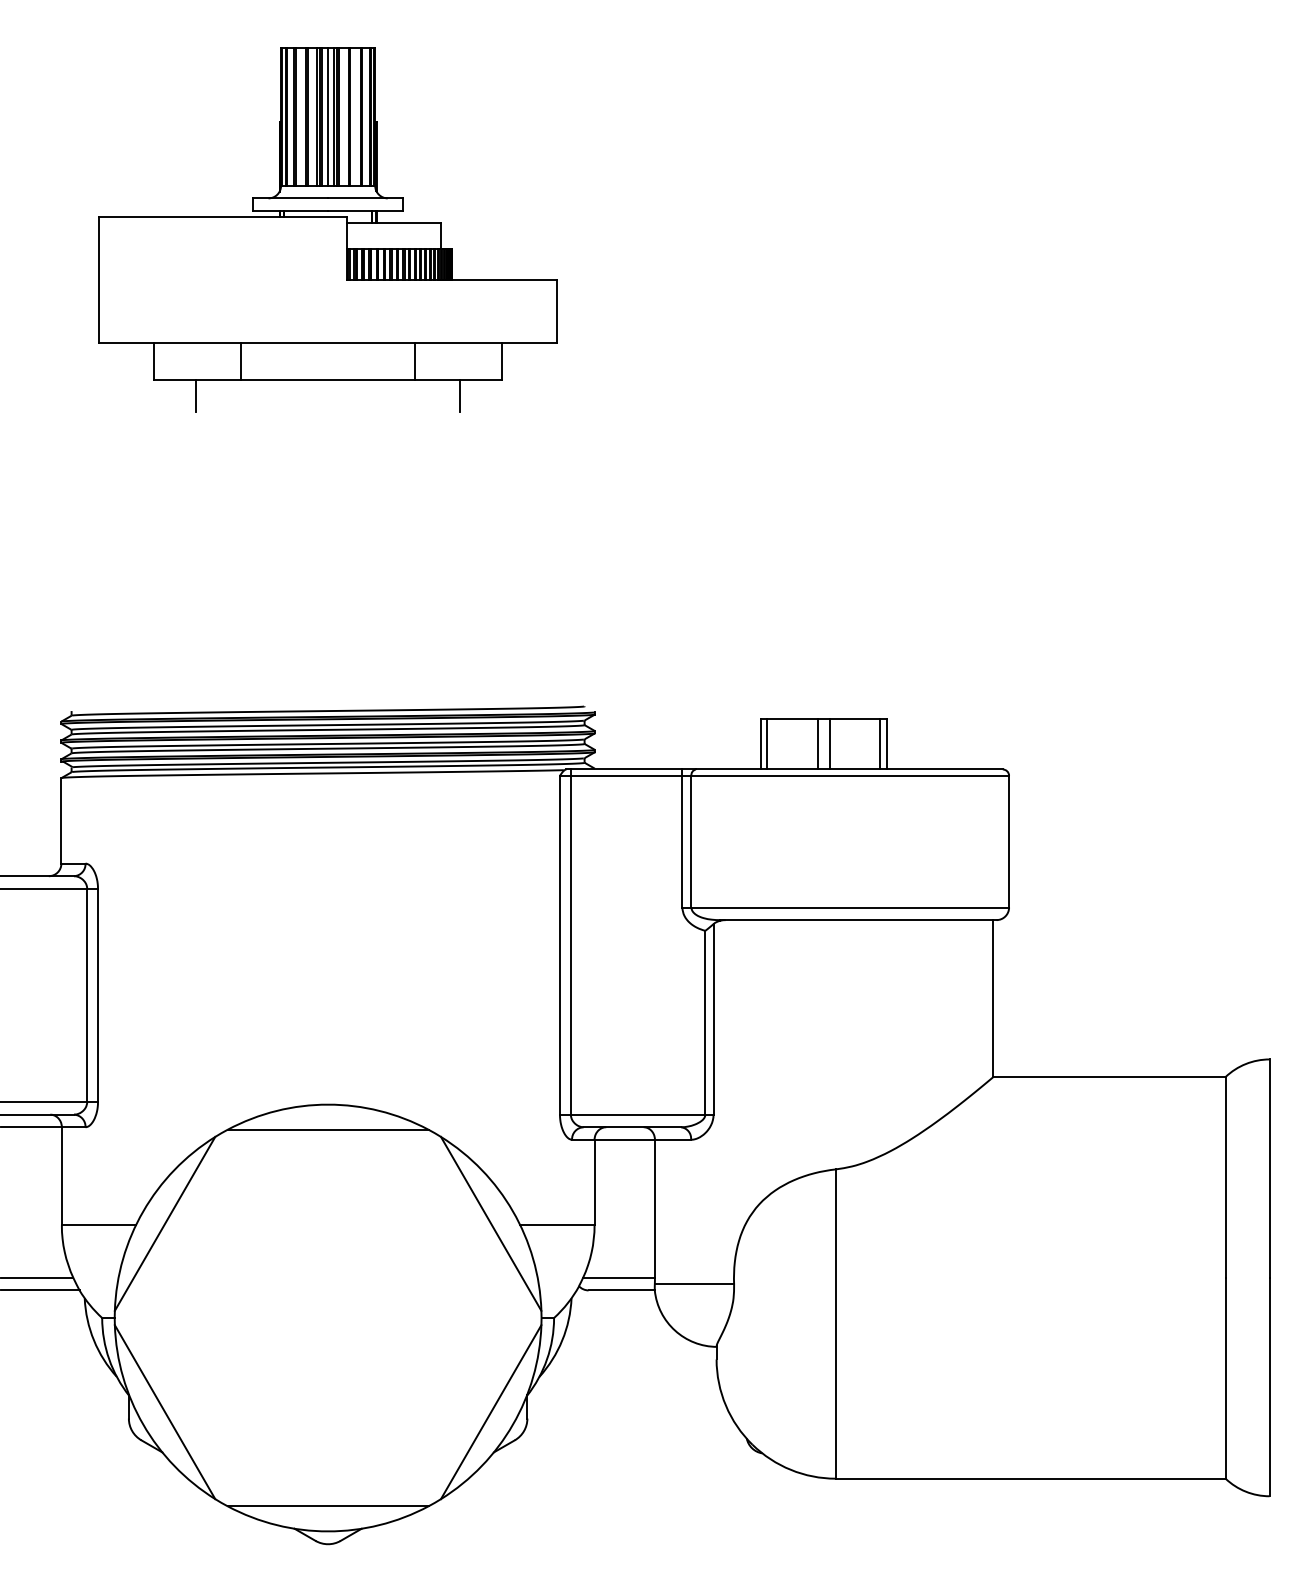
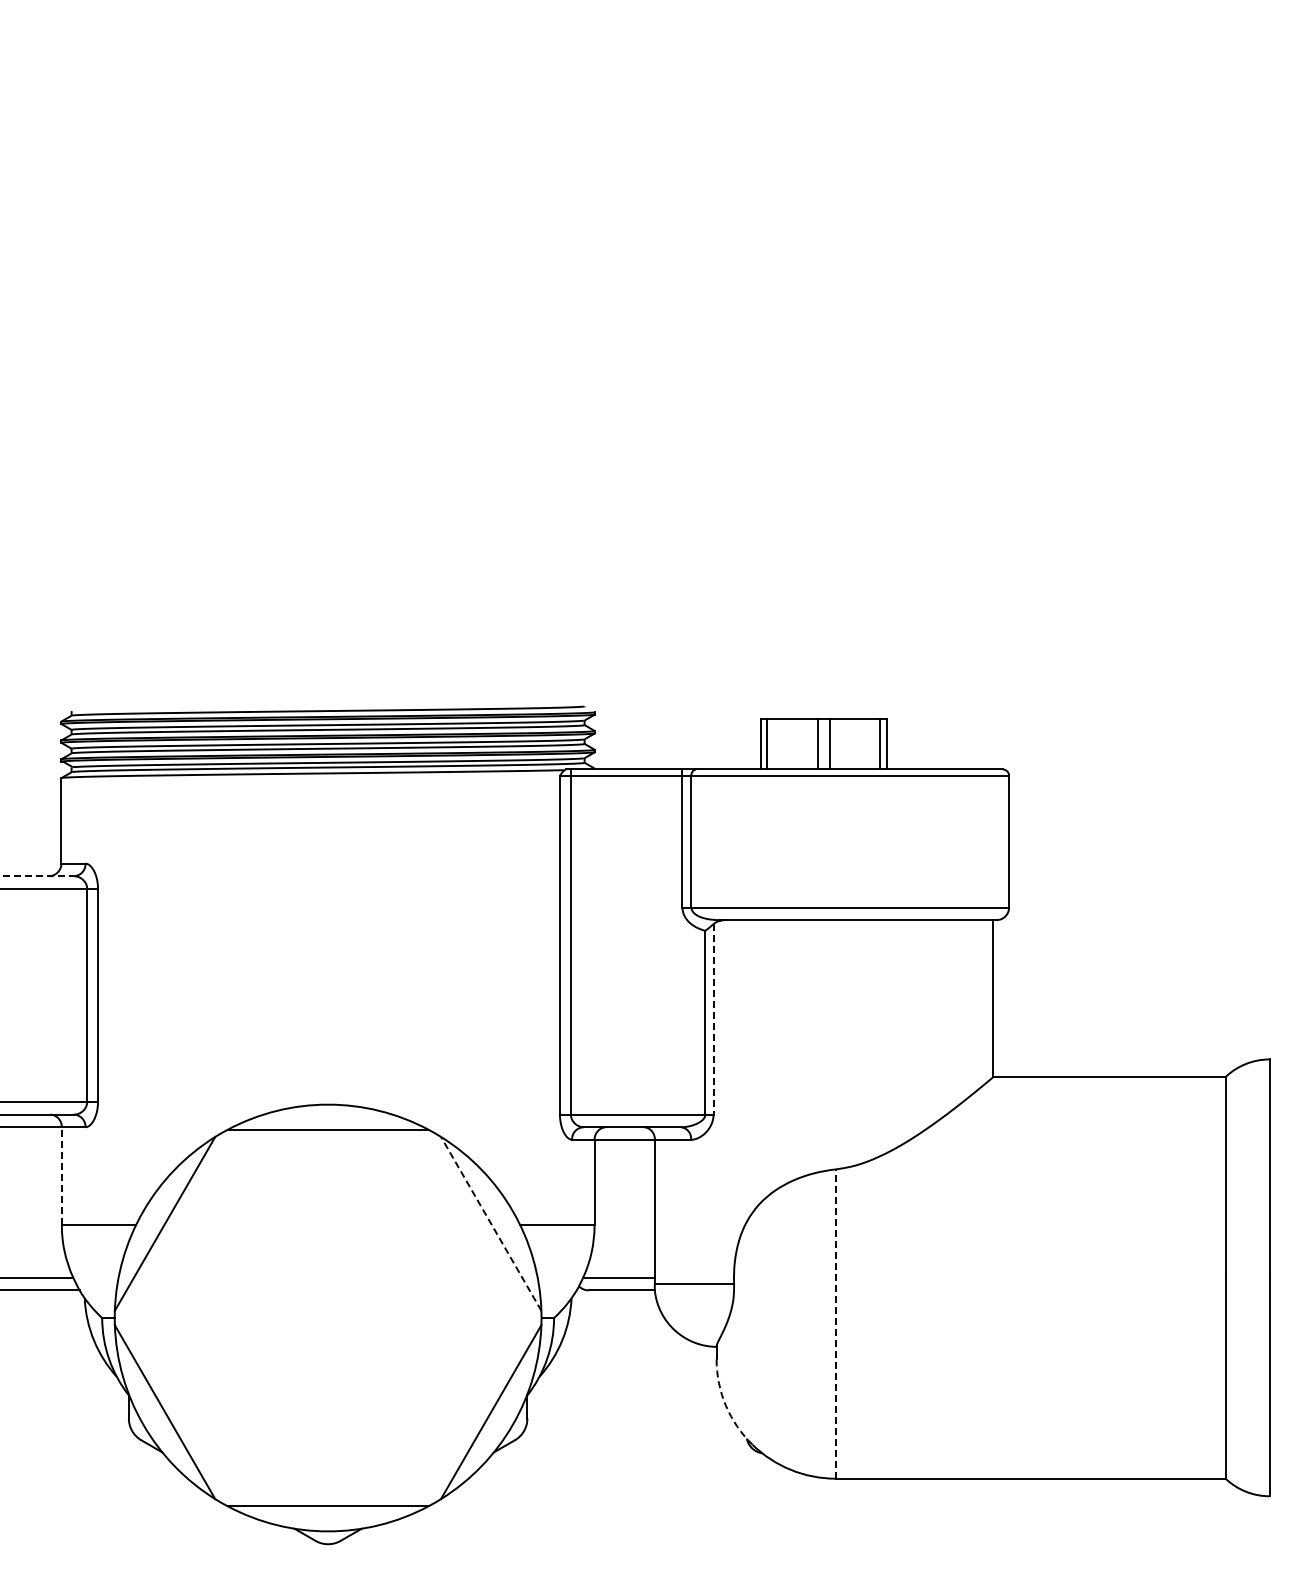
part: present -> none (327, 229)
line: solid -> dashed (37, 876)
line: solid -> dashed (713, 1019)
line: solid -> dashed (61, 1175)
line: solid -> dashed (490, 1223)
line: solid -> dashed (835, 1324)
arc: solid -> dashed (725, 1405)
